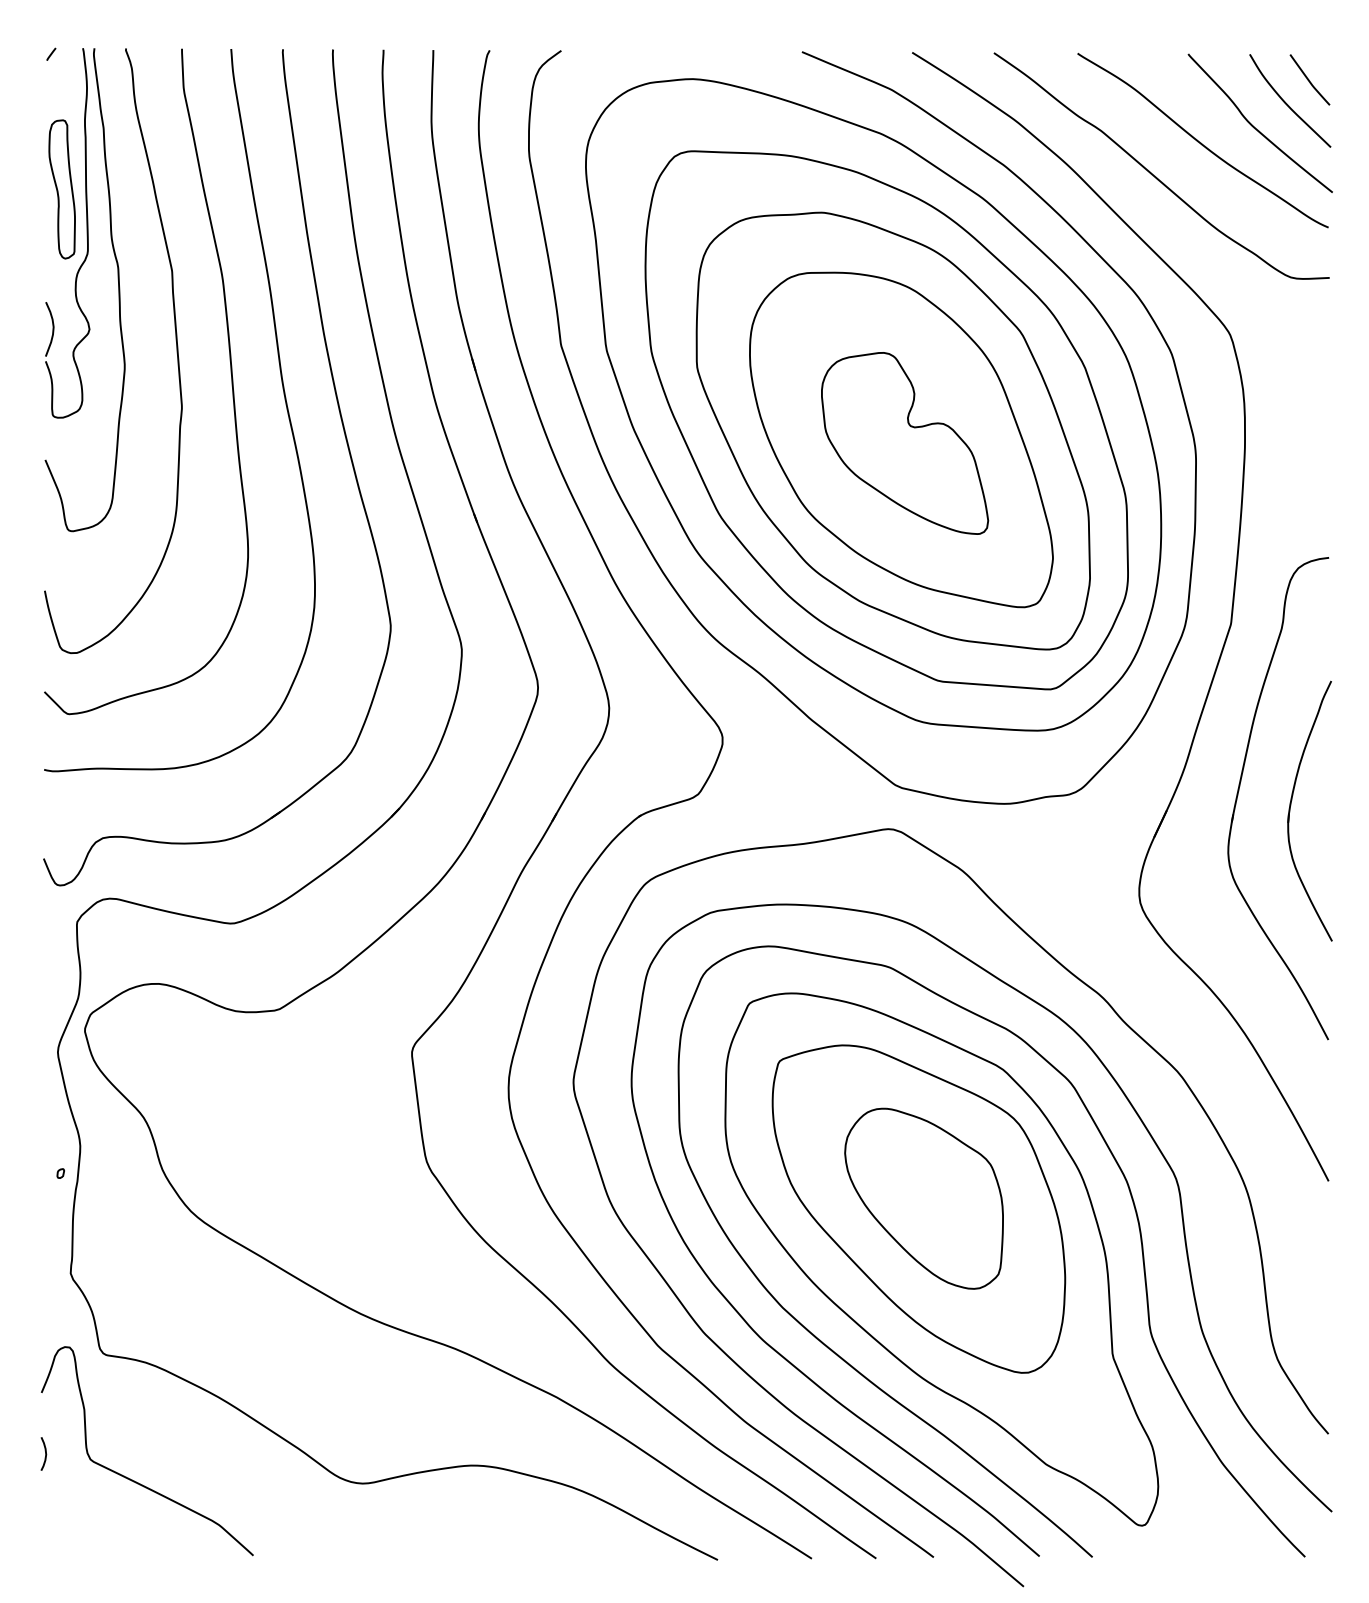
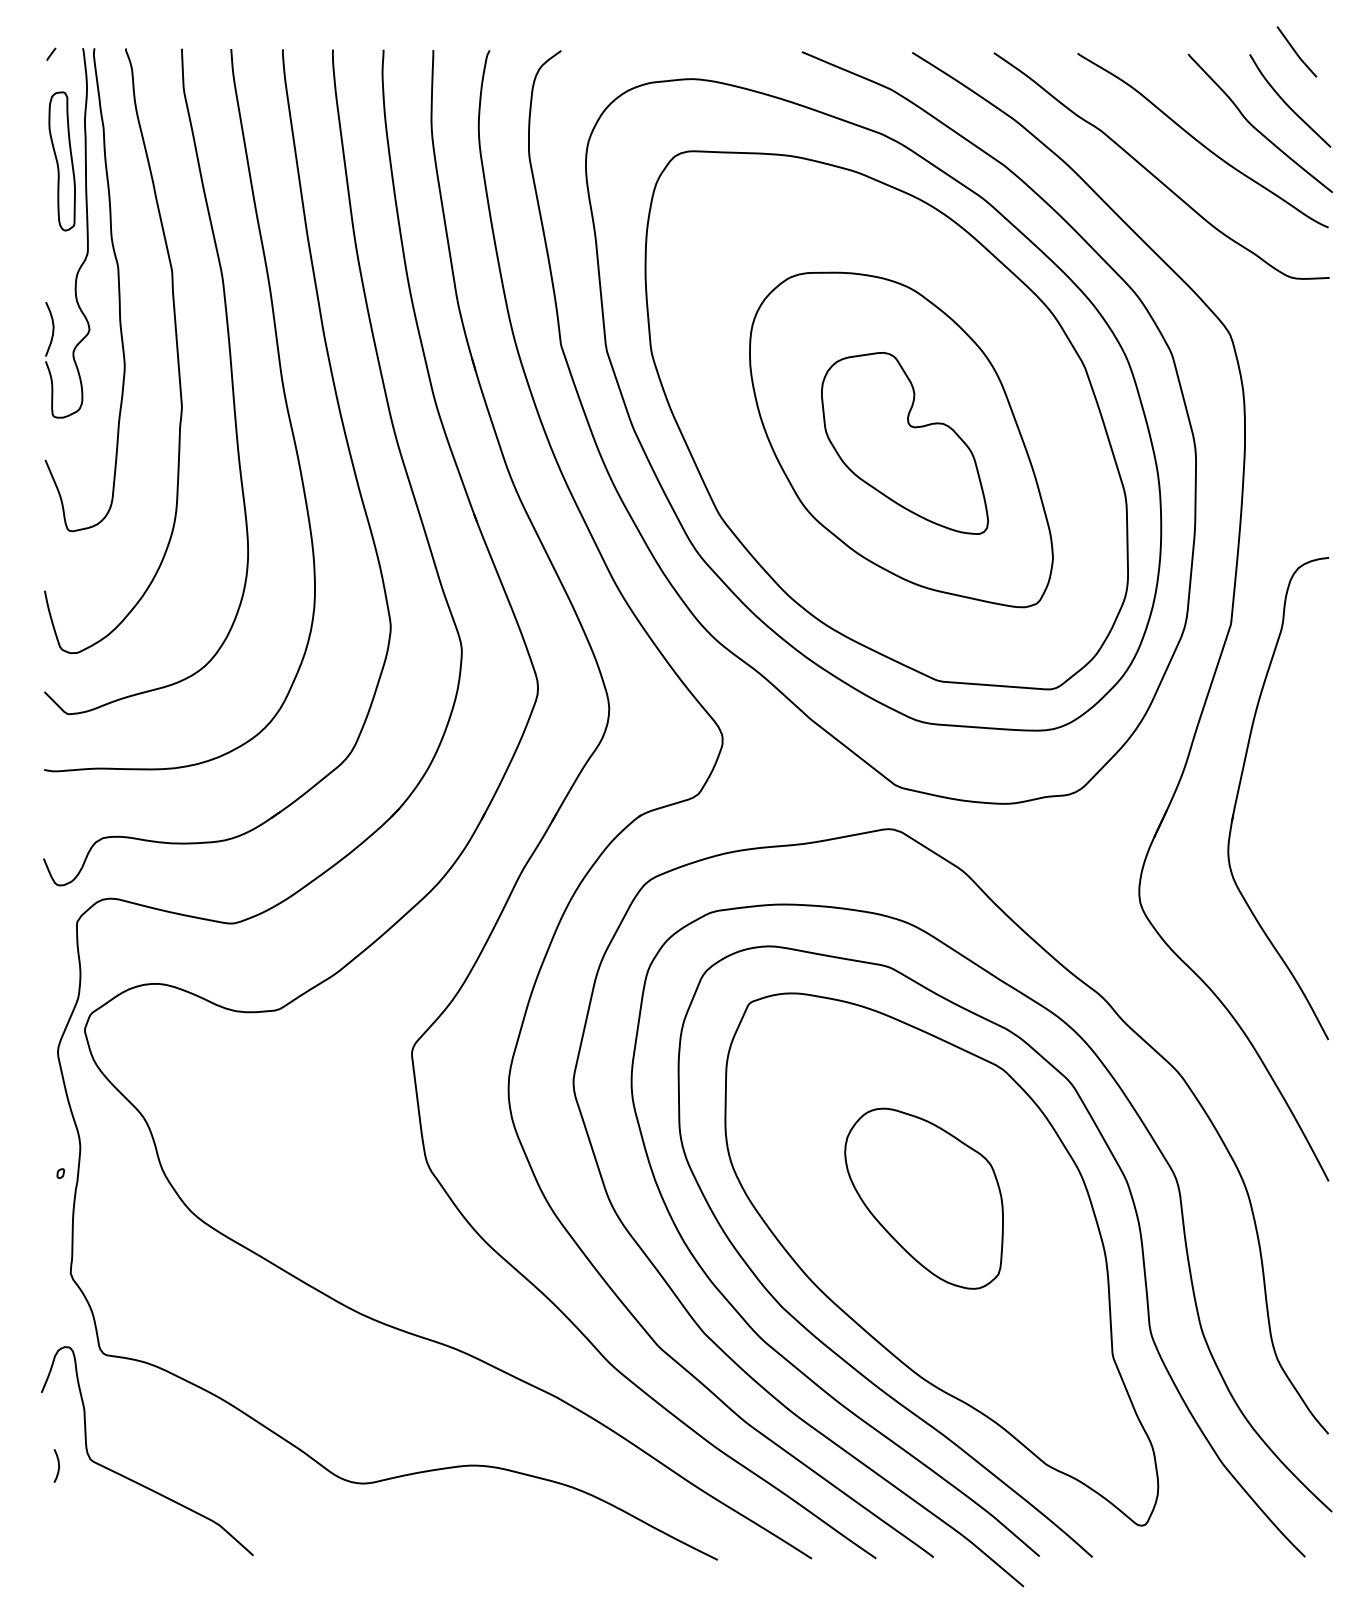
curve position: (1309, 79) -> (1296, 51) (1296, 51)
part position: (61, 189) -> (61, 161) (61, 161)
part: present -> none (892, 430)
part: present -> none (1291, 805)
part: present -> none (918, 1208)
curve position: (45, 1453) -> (58, 1465) (58, 1465)
